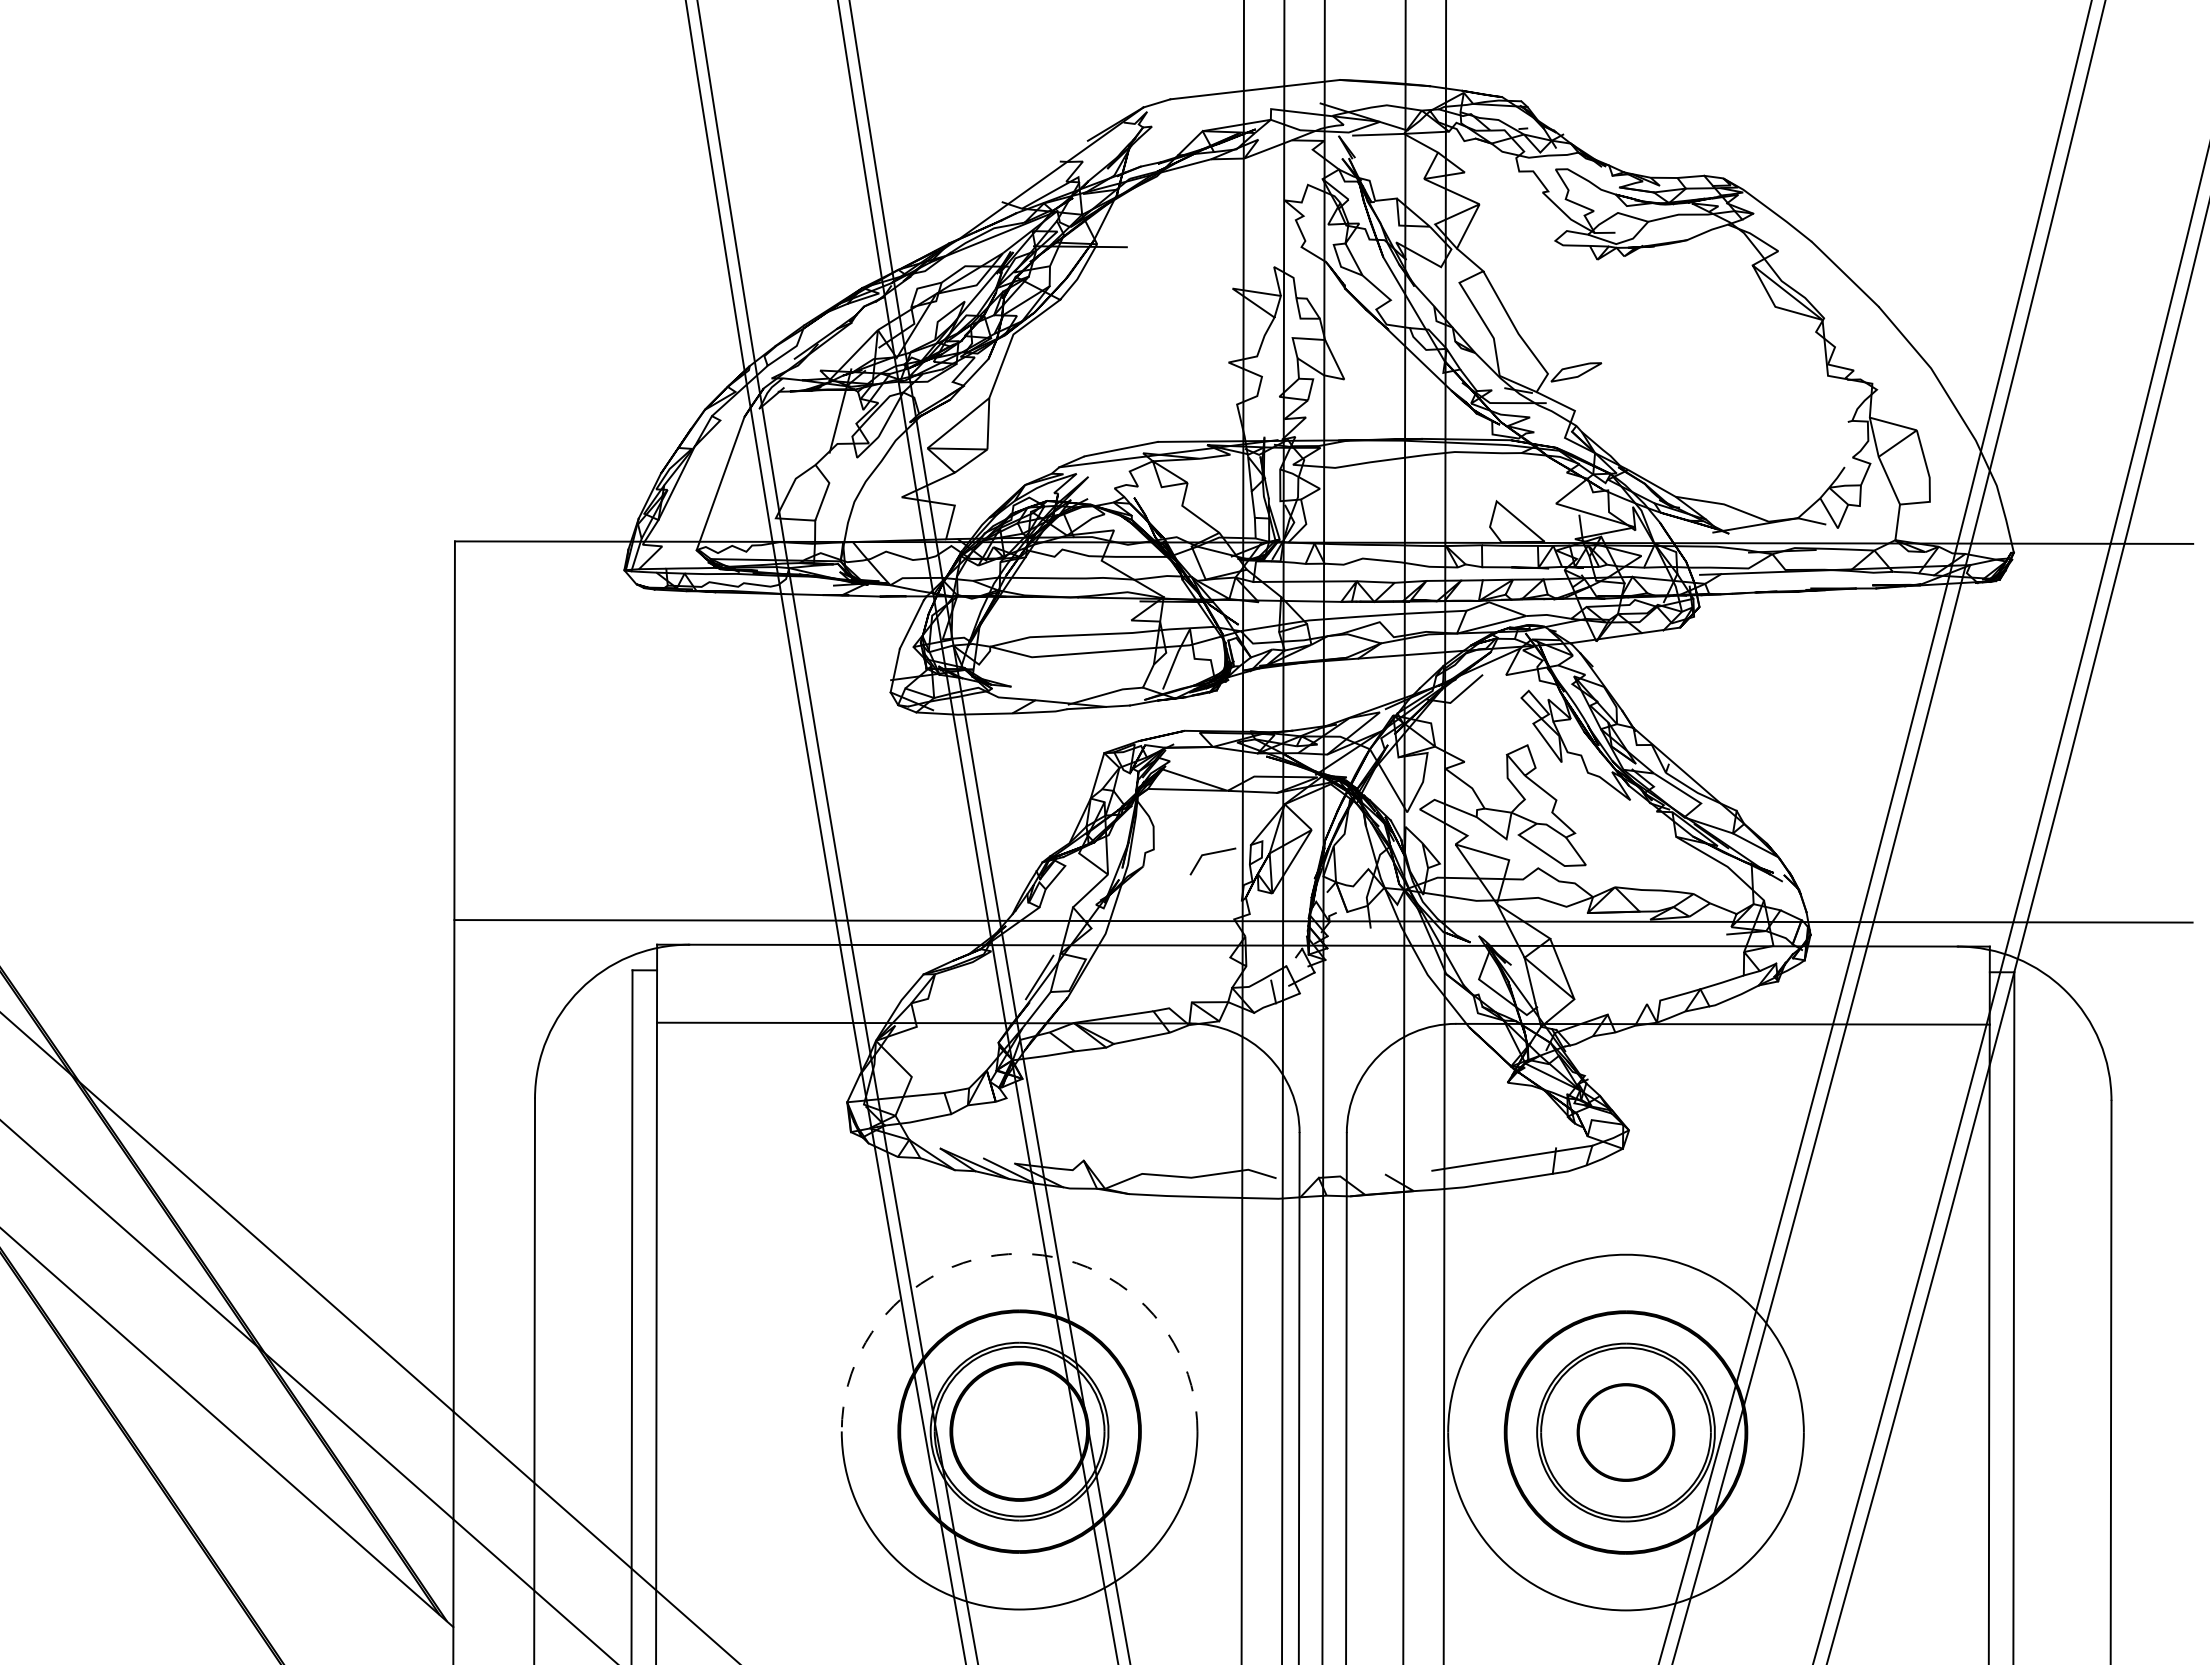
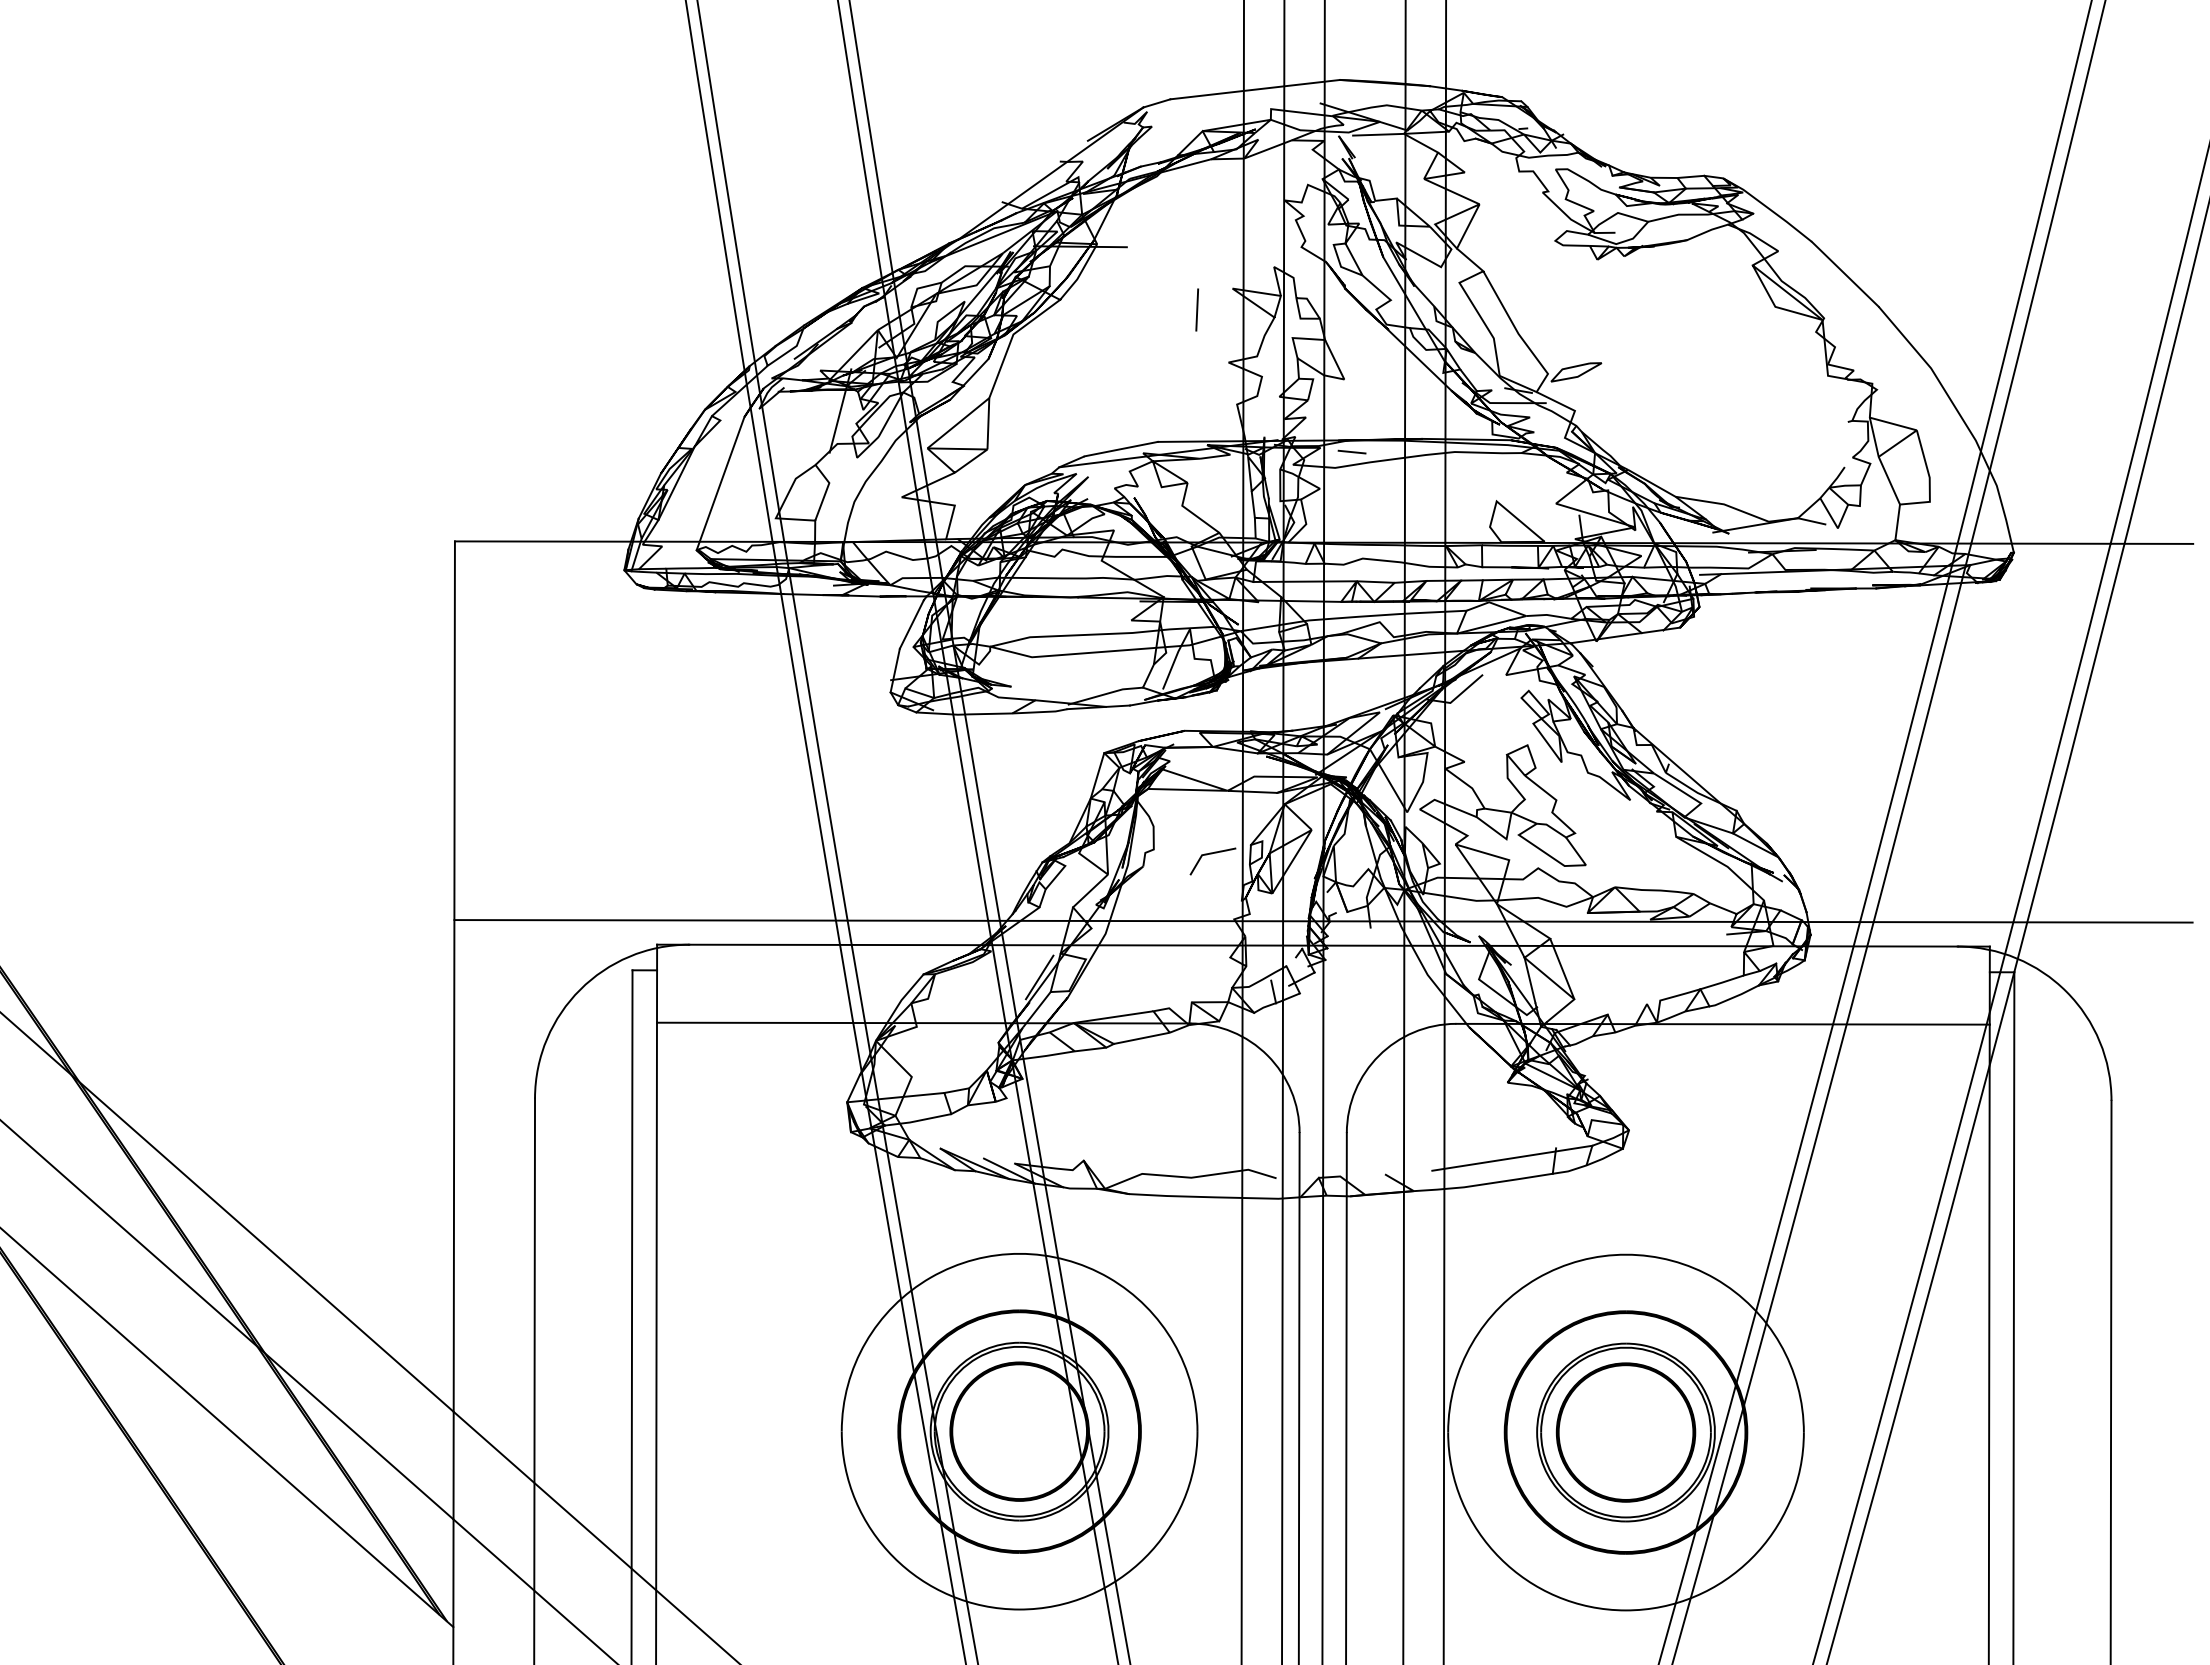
line: none -> present (1197, 309)
line: none -> present (1351, 451)
arc: dashed -> solid (1019, 1253)
part size: 100x99 px -> 142x141 px (1625, 1432)
